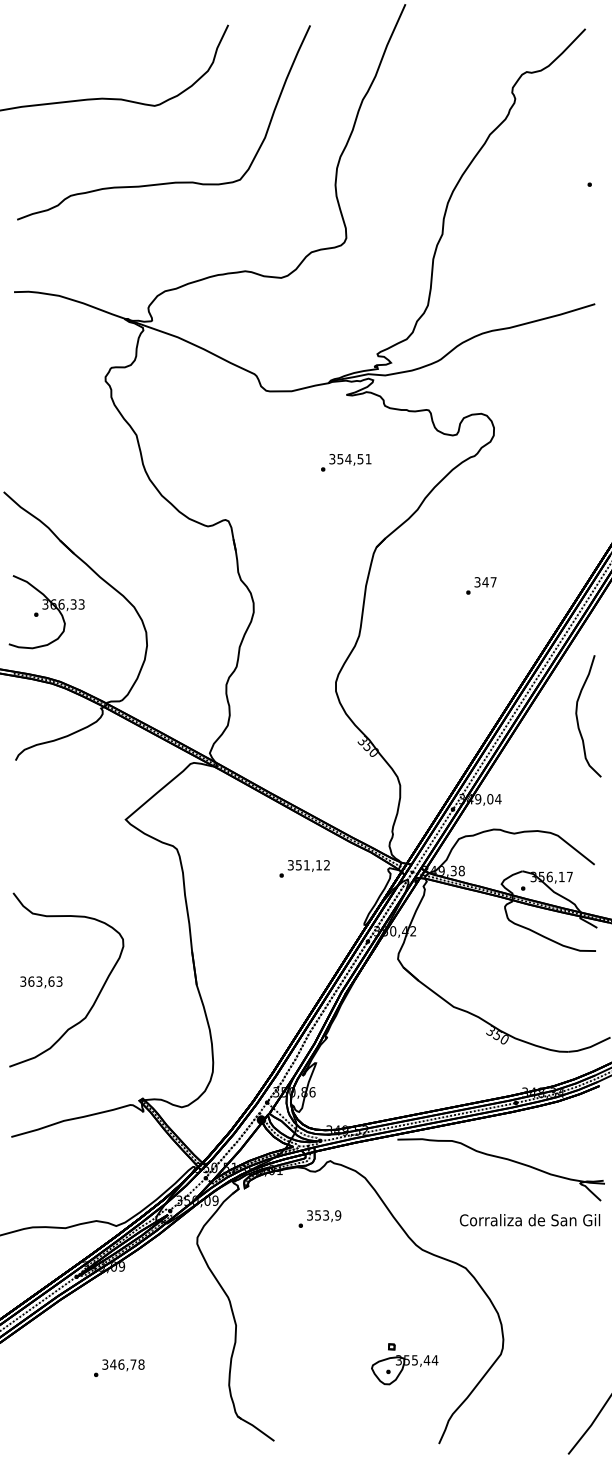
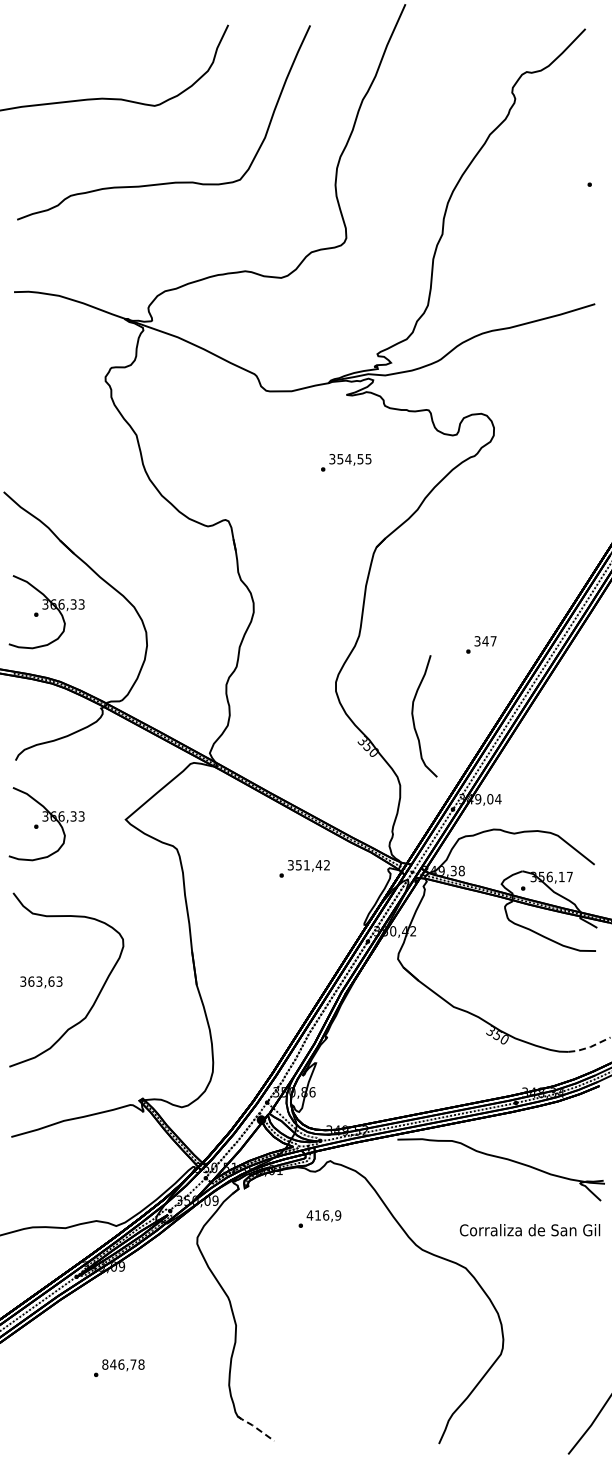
text: 354,51 -> 354,55 (368, 459)
text position: (481, 585) -> (481, 644) (481, 644)
curve position: (578, 719) -> (414, 719) (414, 719)
part: none -> present (46, 824)
text: 351,12 -> 351,42 (318, 865)
line: solid -> dashed (590, 1047)
text: 353,9 -> 416,9 (317, 1215)
text position: (529, 1220) -> (529, 1230) (529, 1230)
text: 346,78 -> 846,78 (105, 1364)
part: present -> none (404, 1364)
line: solid -> dashed (255, 1427)
